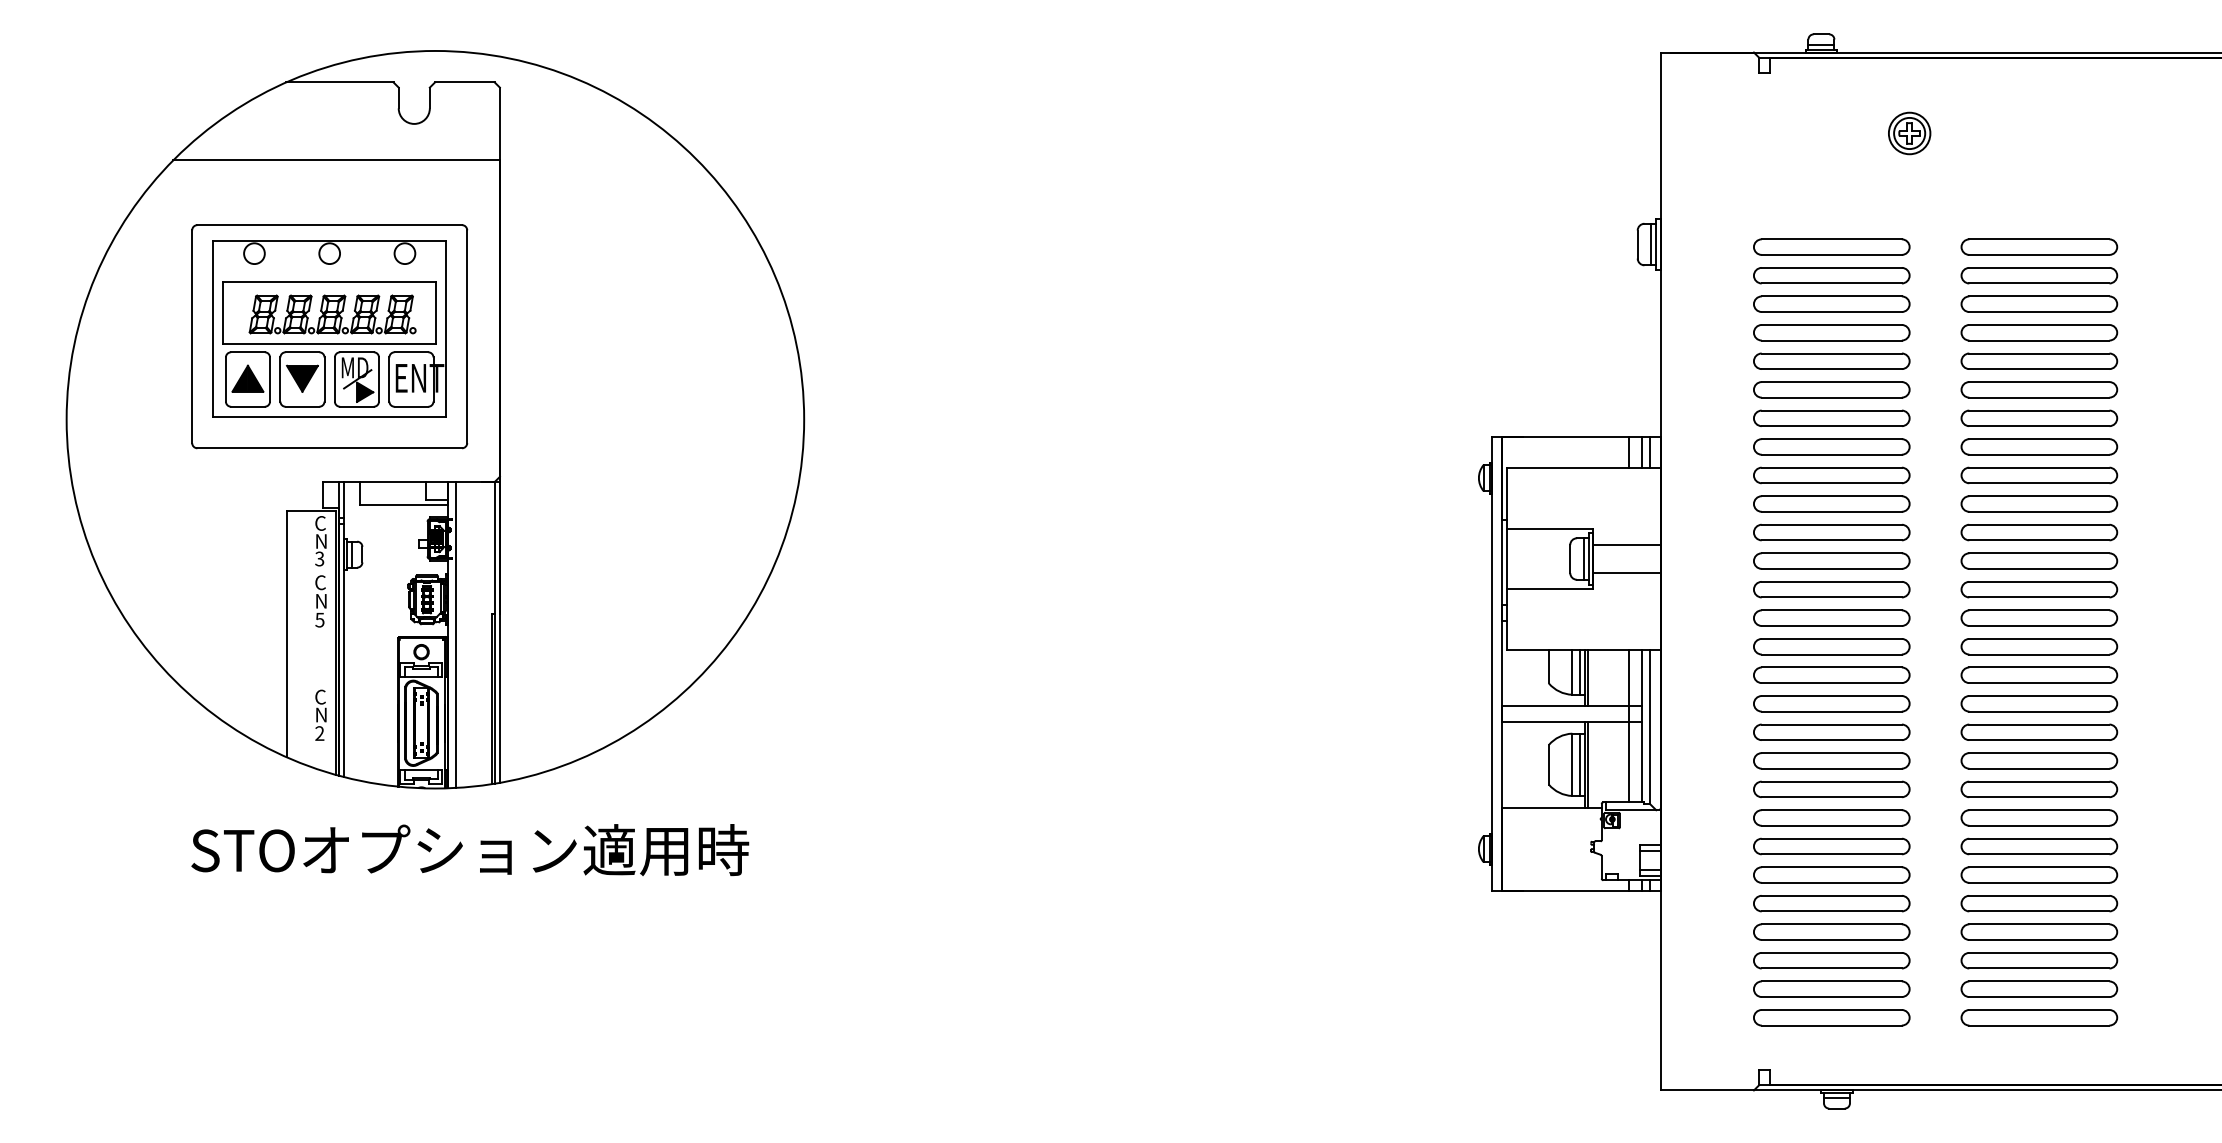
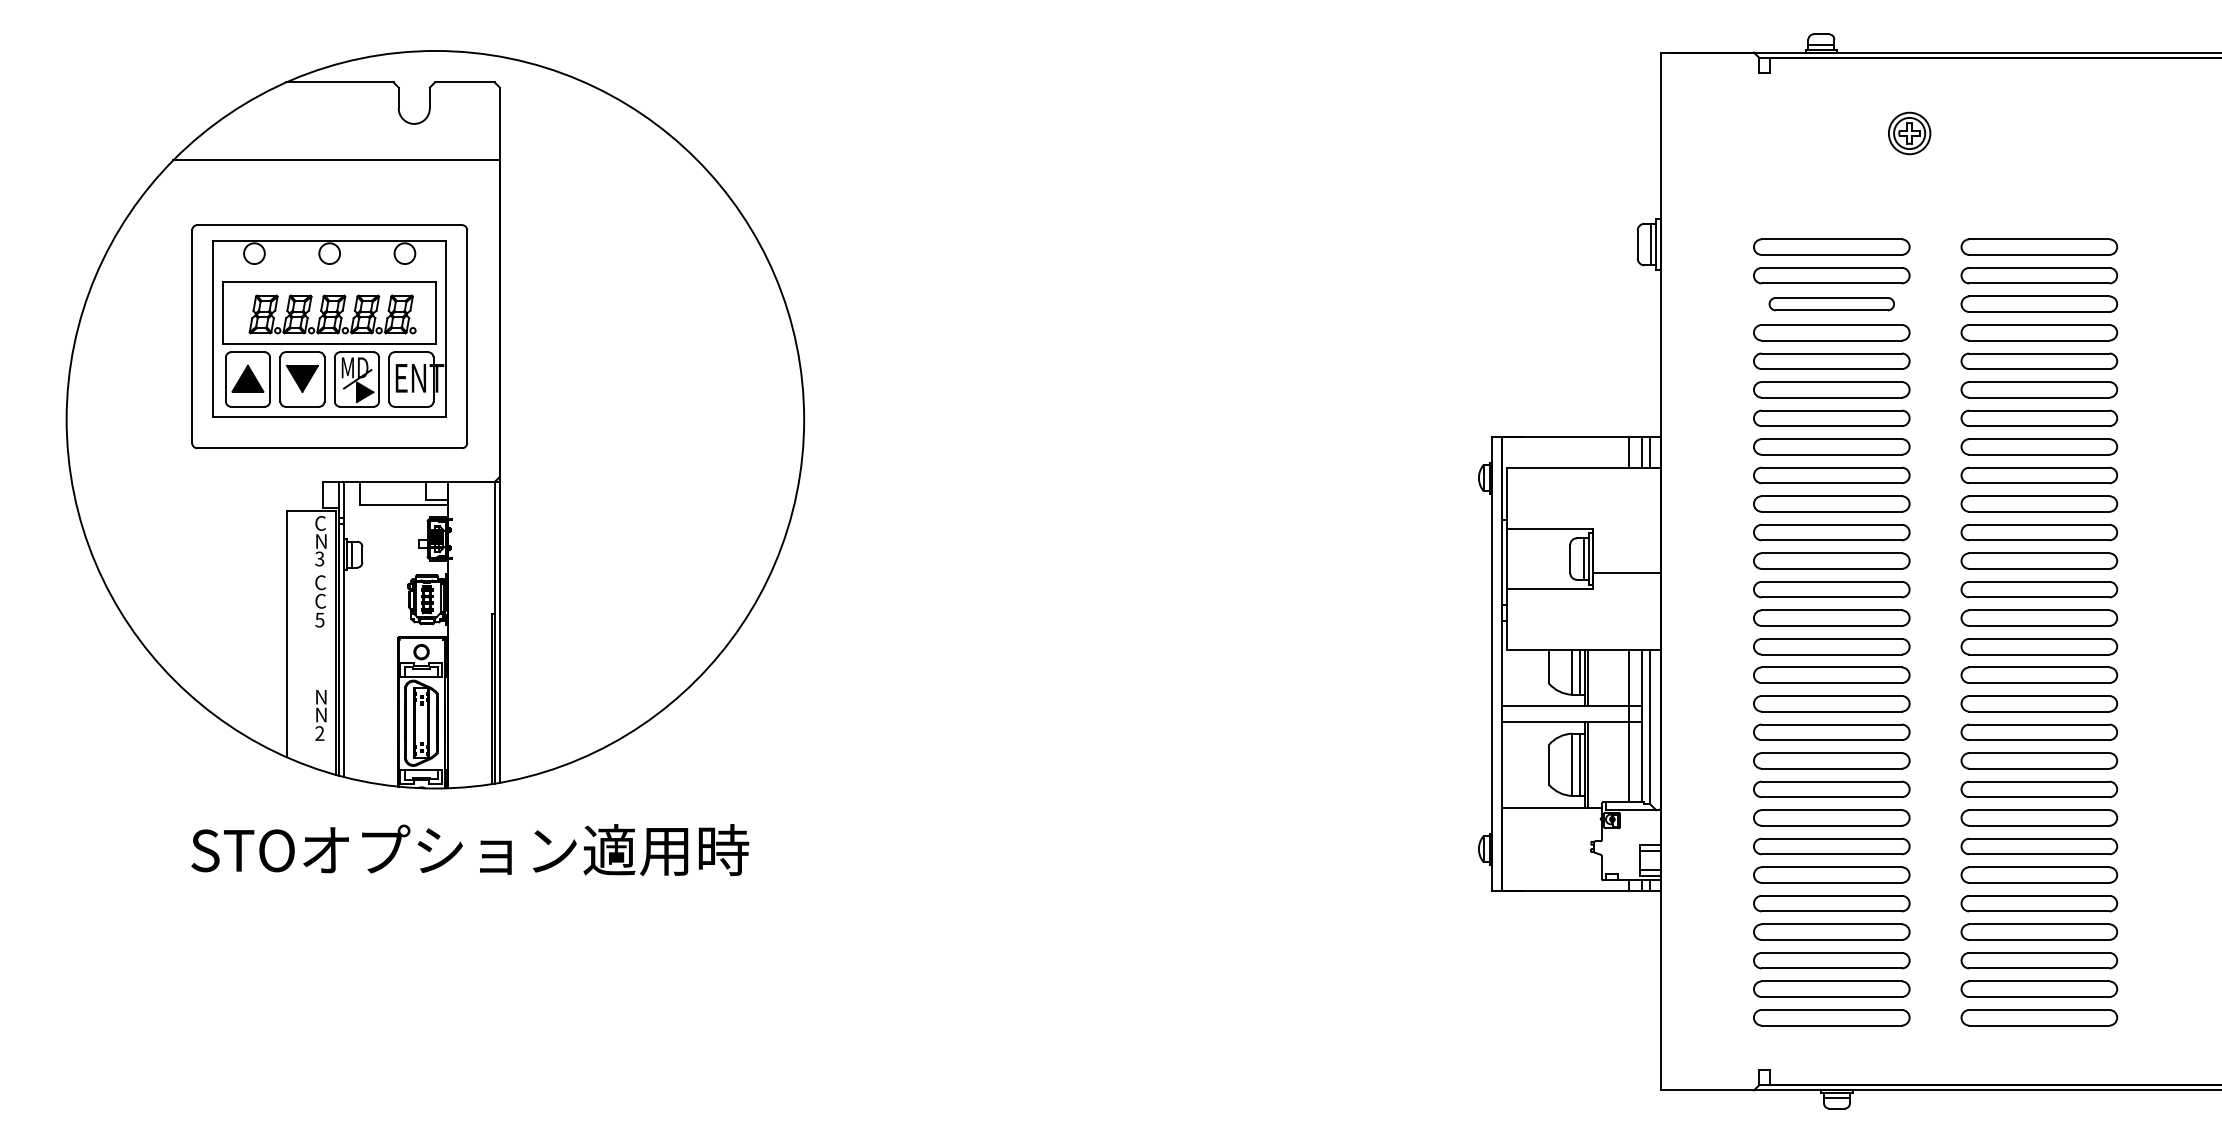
part size: 158x18 px -> 127x15 px (1831, 304)
line: present -> none (1626, 544)
text: N -> C (320, 600)
line: present -> none (456, 634)
text: C -> N (320, 696)
